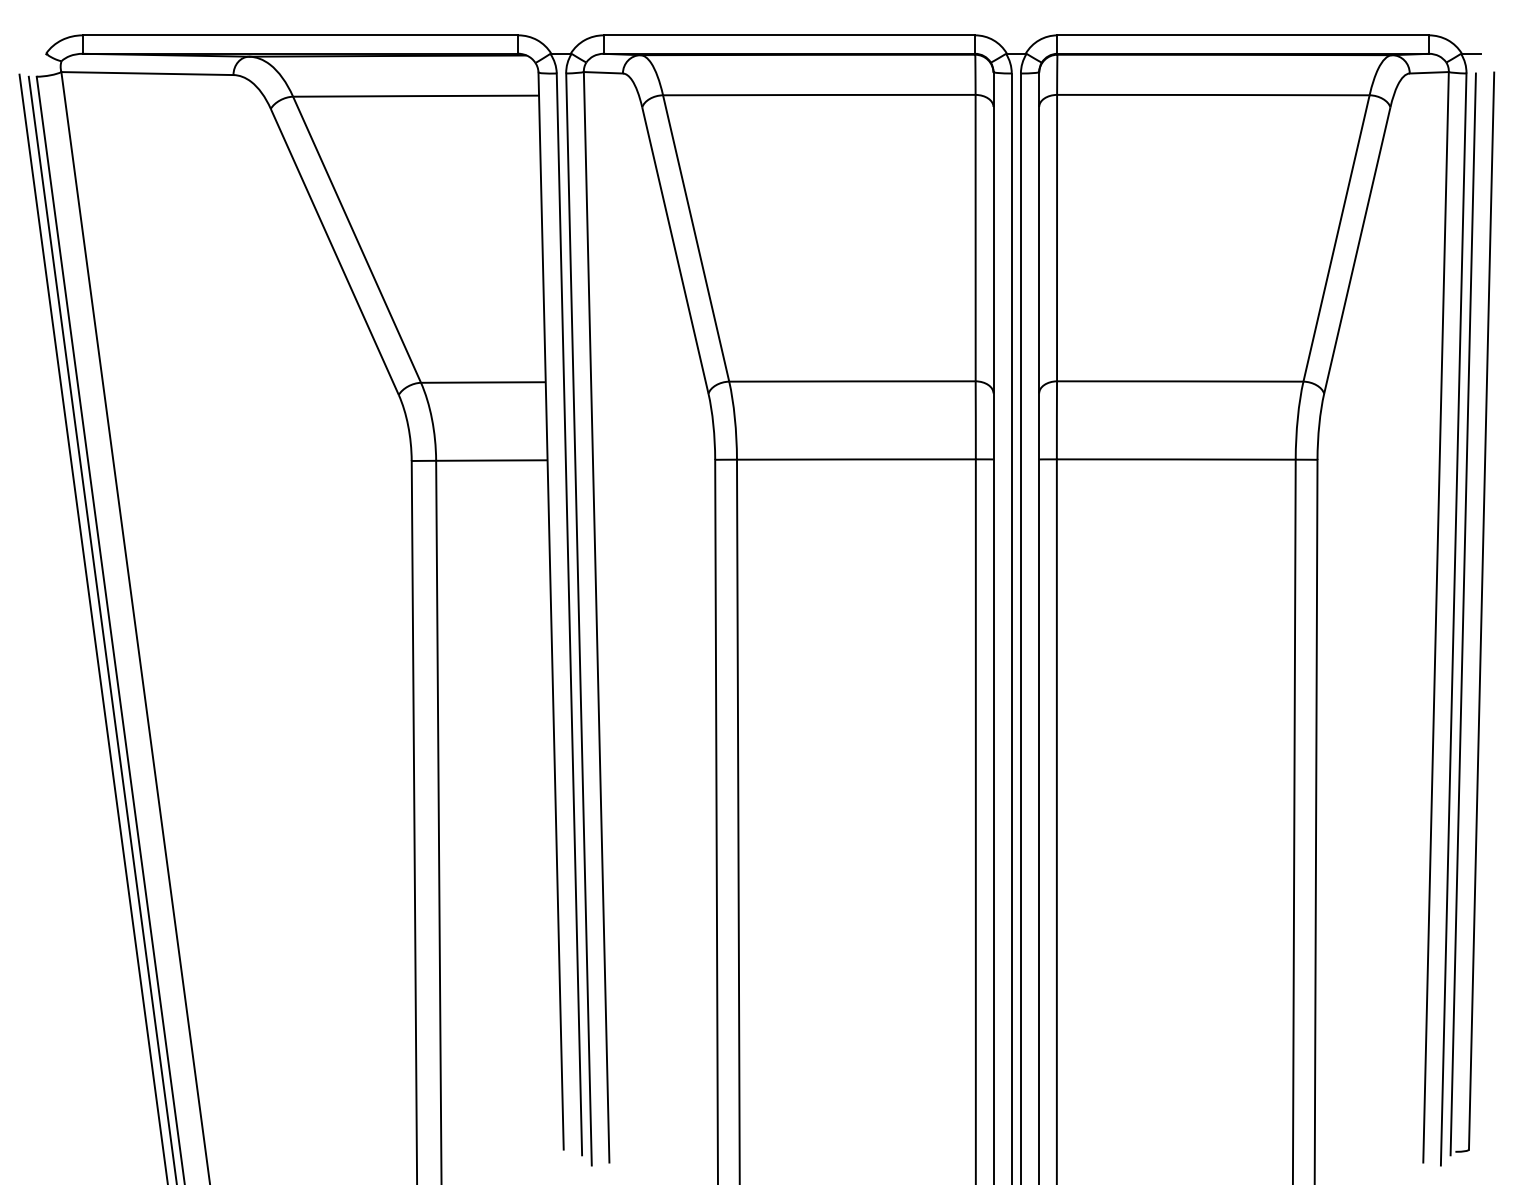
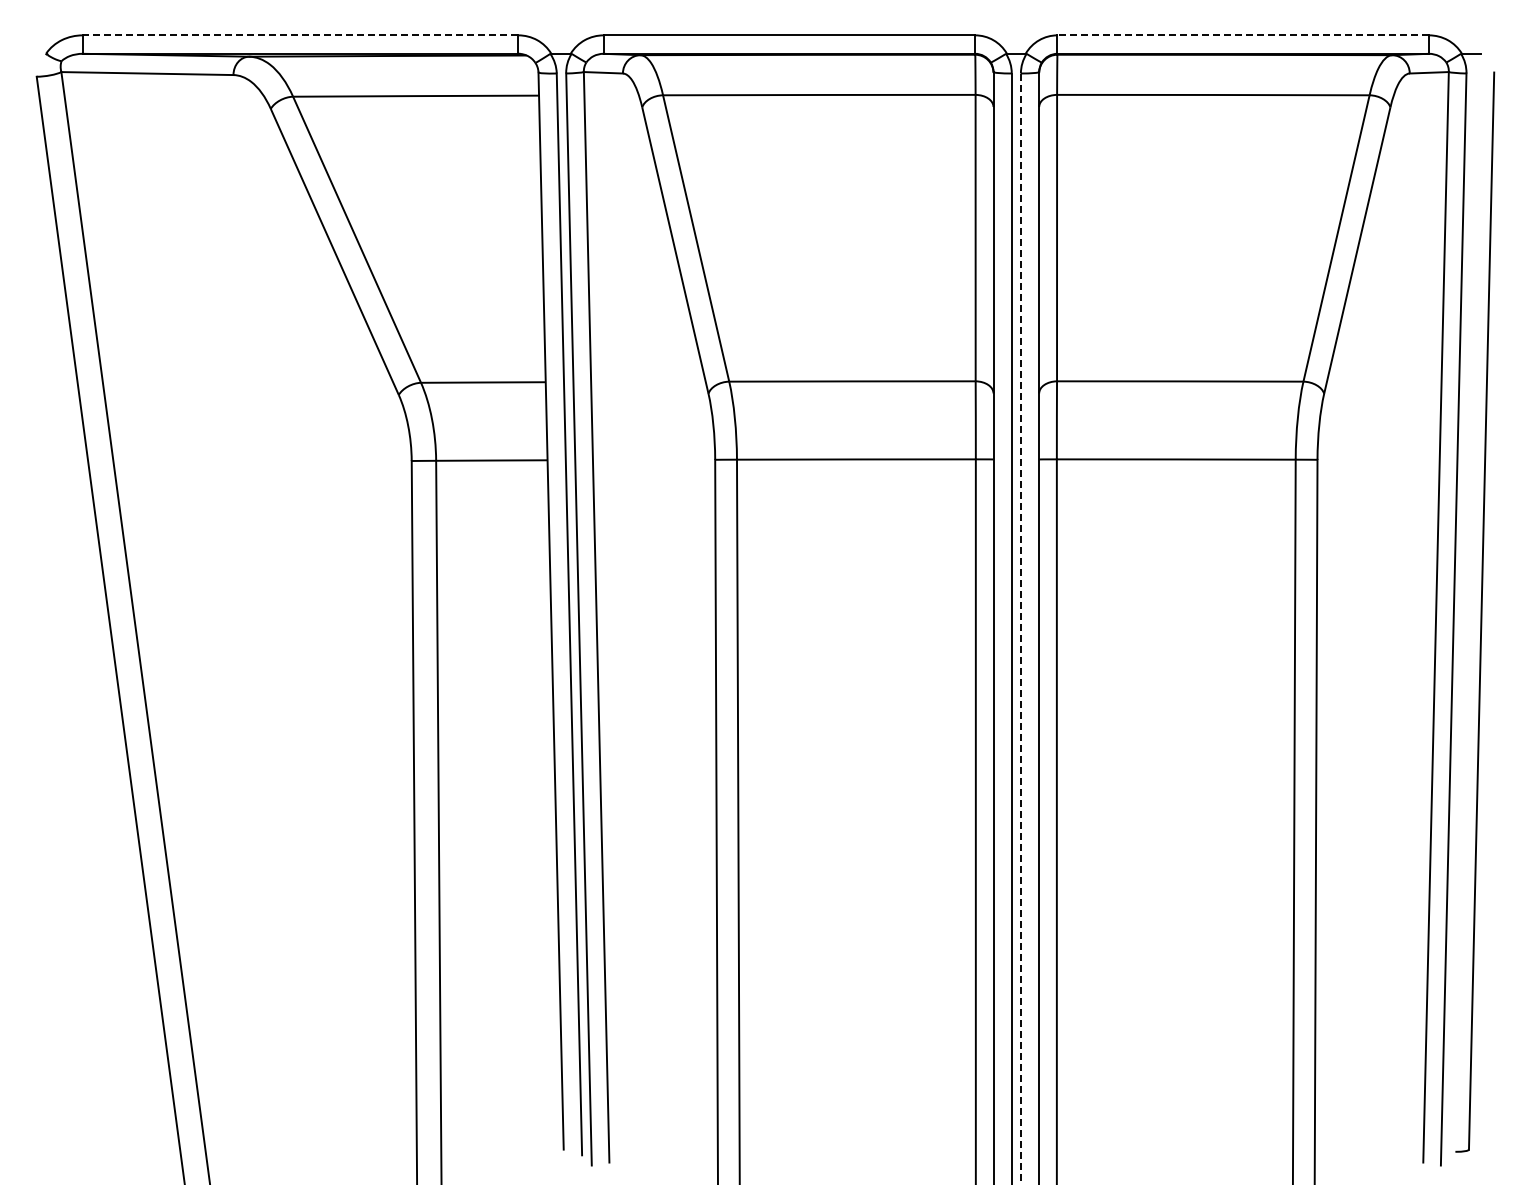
line: solid -> dashed (300, 35)
line: solid -> dashed (1243, 35)
line: present -> none (1462, 614)
line: present -> none (93, 627)
line: present -> none (102, 628)
line: solid -> dashed (1020, 629)
